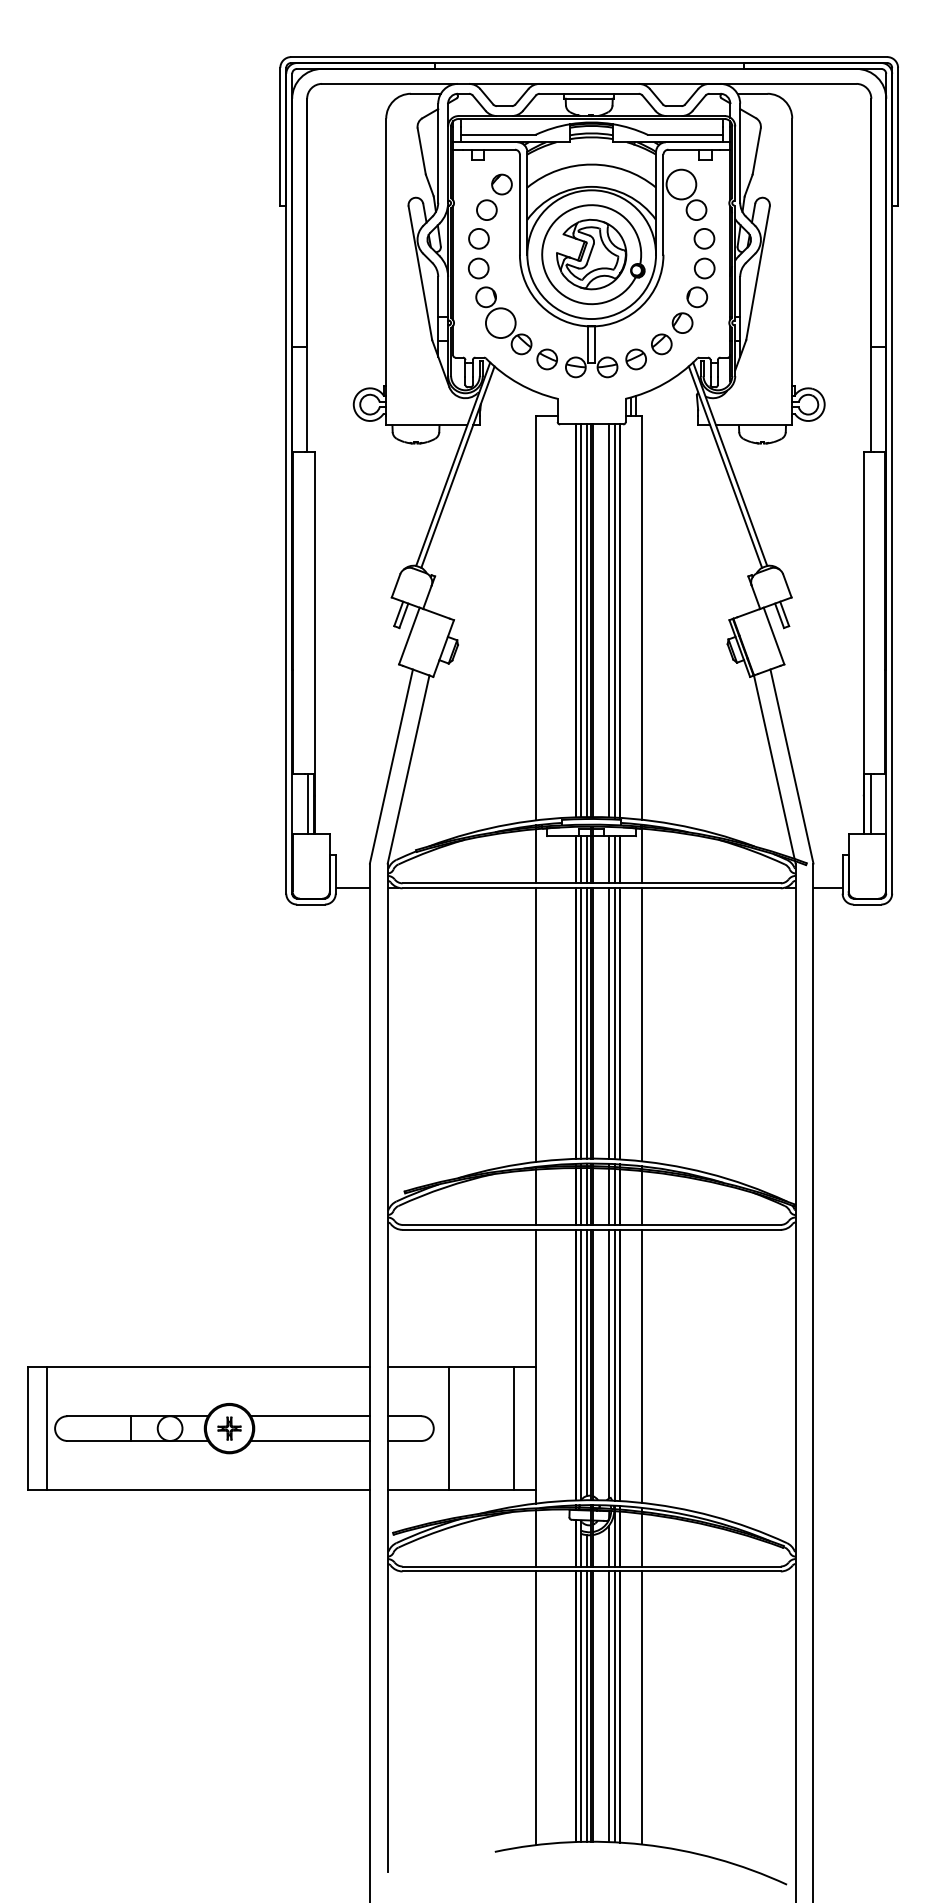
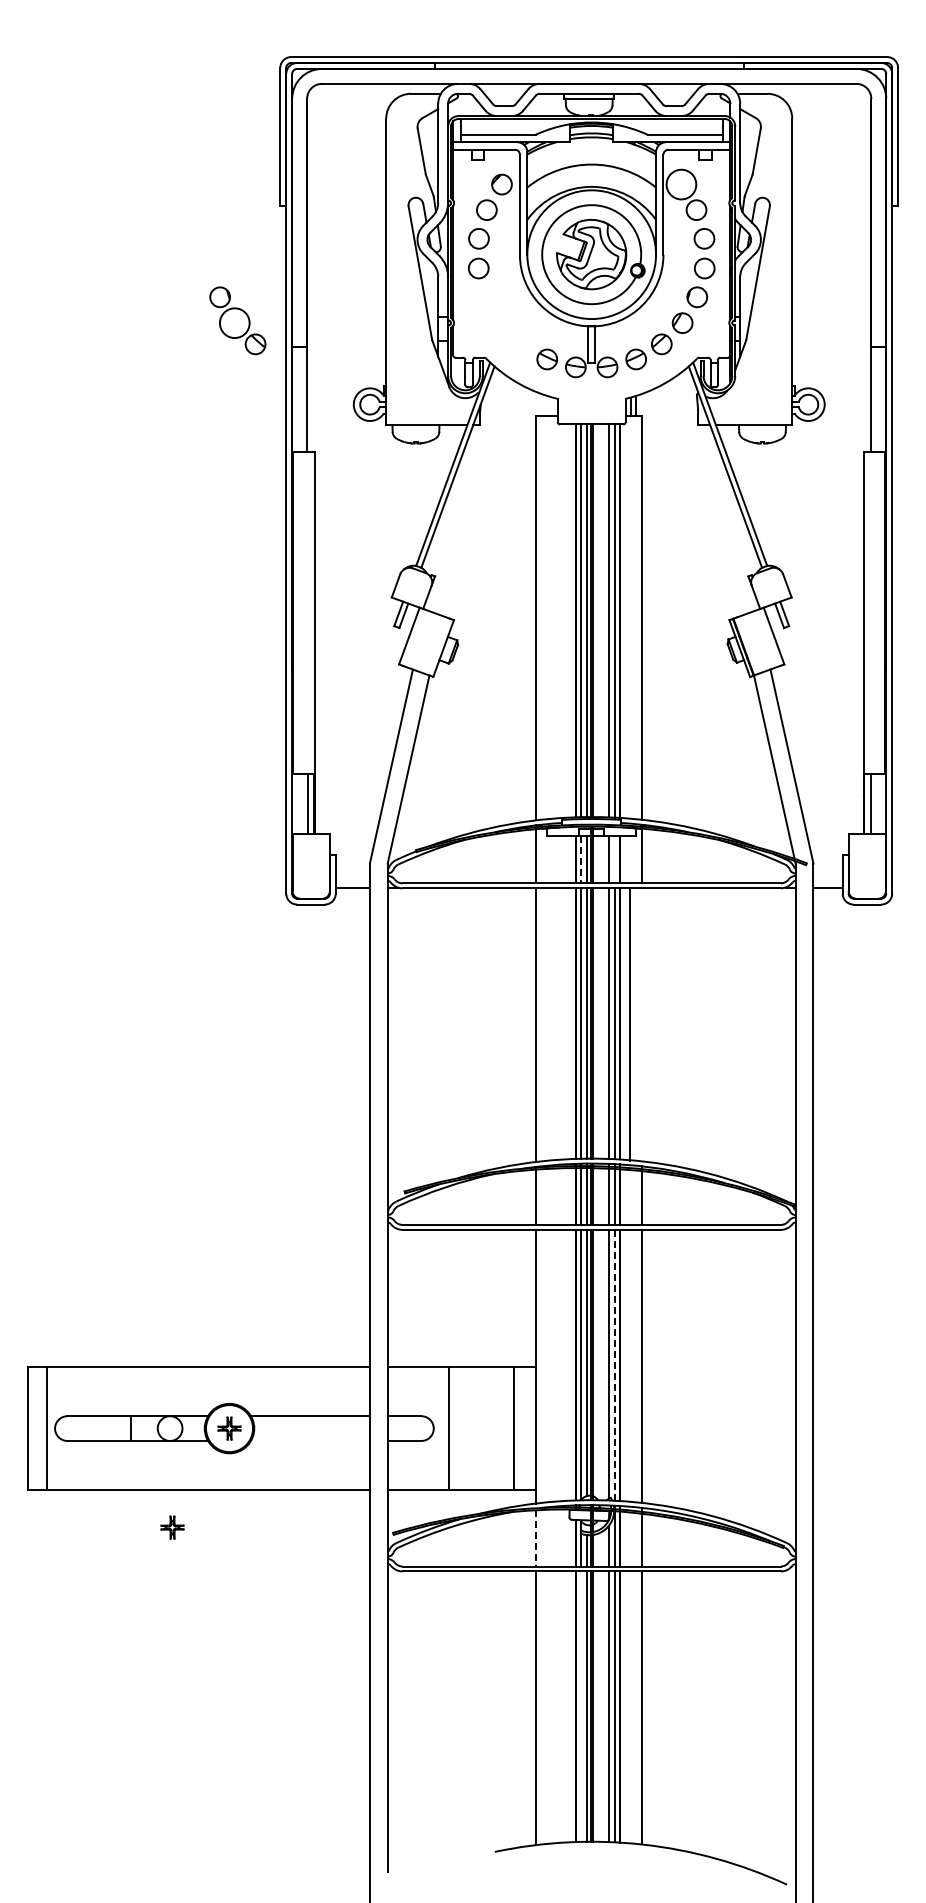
part position: (503, 320) -> (237, 320) (237, 320)
line: solid -> dashed (581, 859)
line: present -> none (614, 859)
line position: (642, 1024) -> (630, 1024) (630, 1024)
line: solid -> dashed (614, 1365)
line: present -> none (309, 1440)
part: none -> present (172, 1527)
line: solid -> dashed (535, 1538)
line: present -> none (581, 1706)
